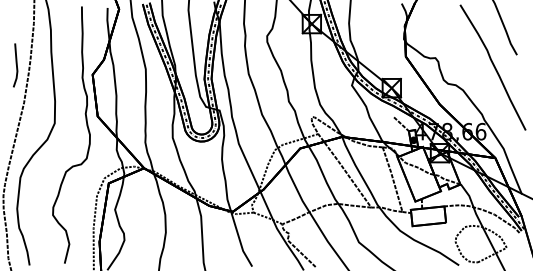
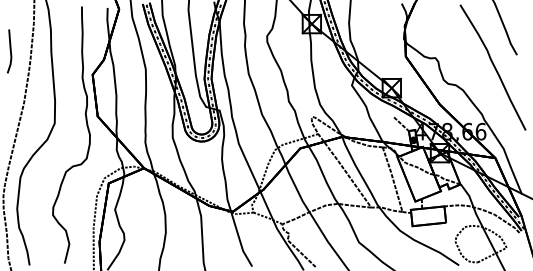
line position: (15, 64) -> (9, 50) (9, 50)
